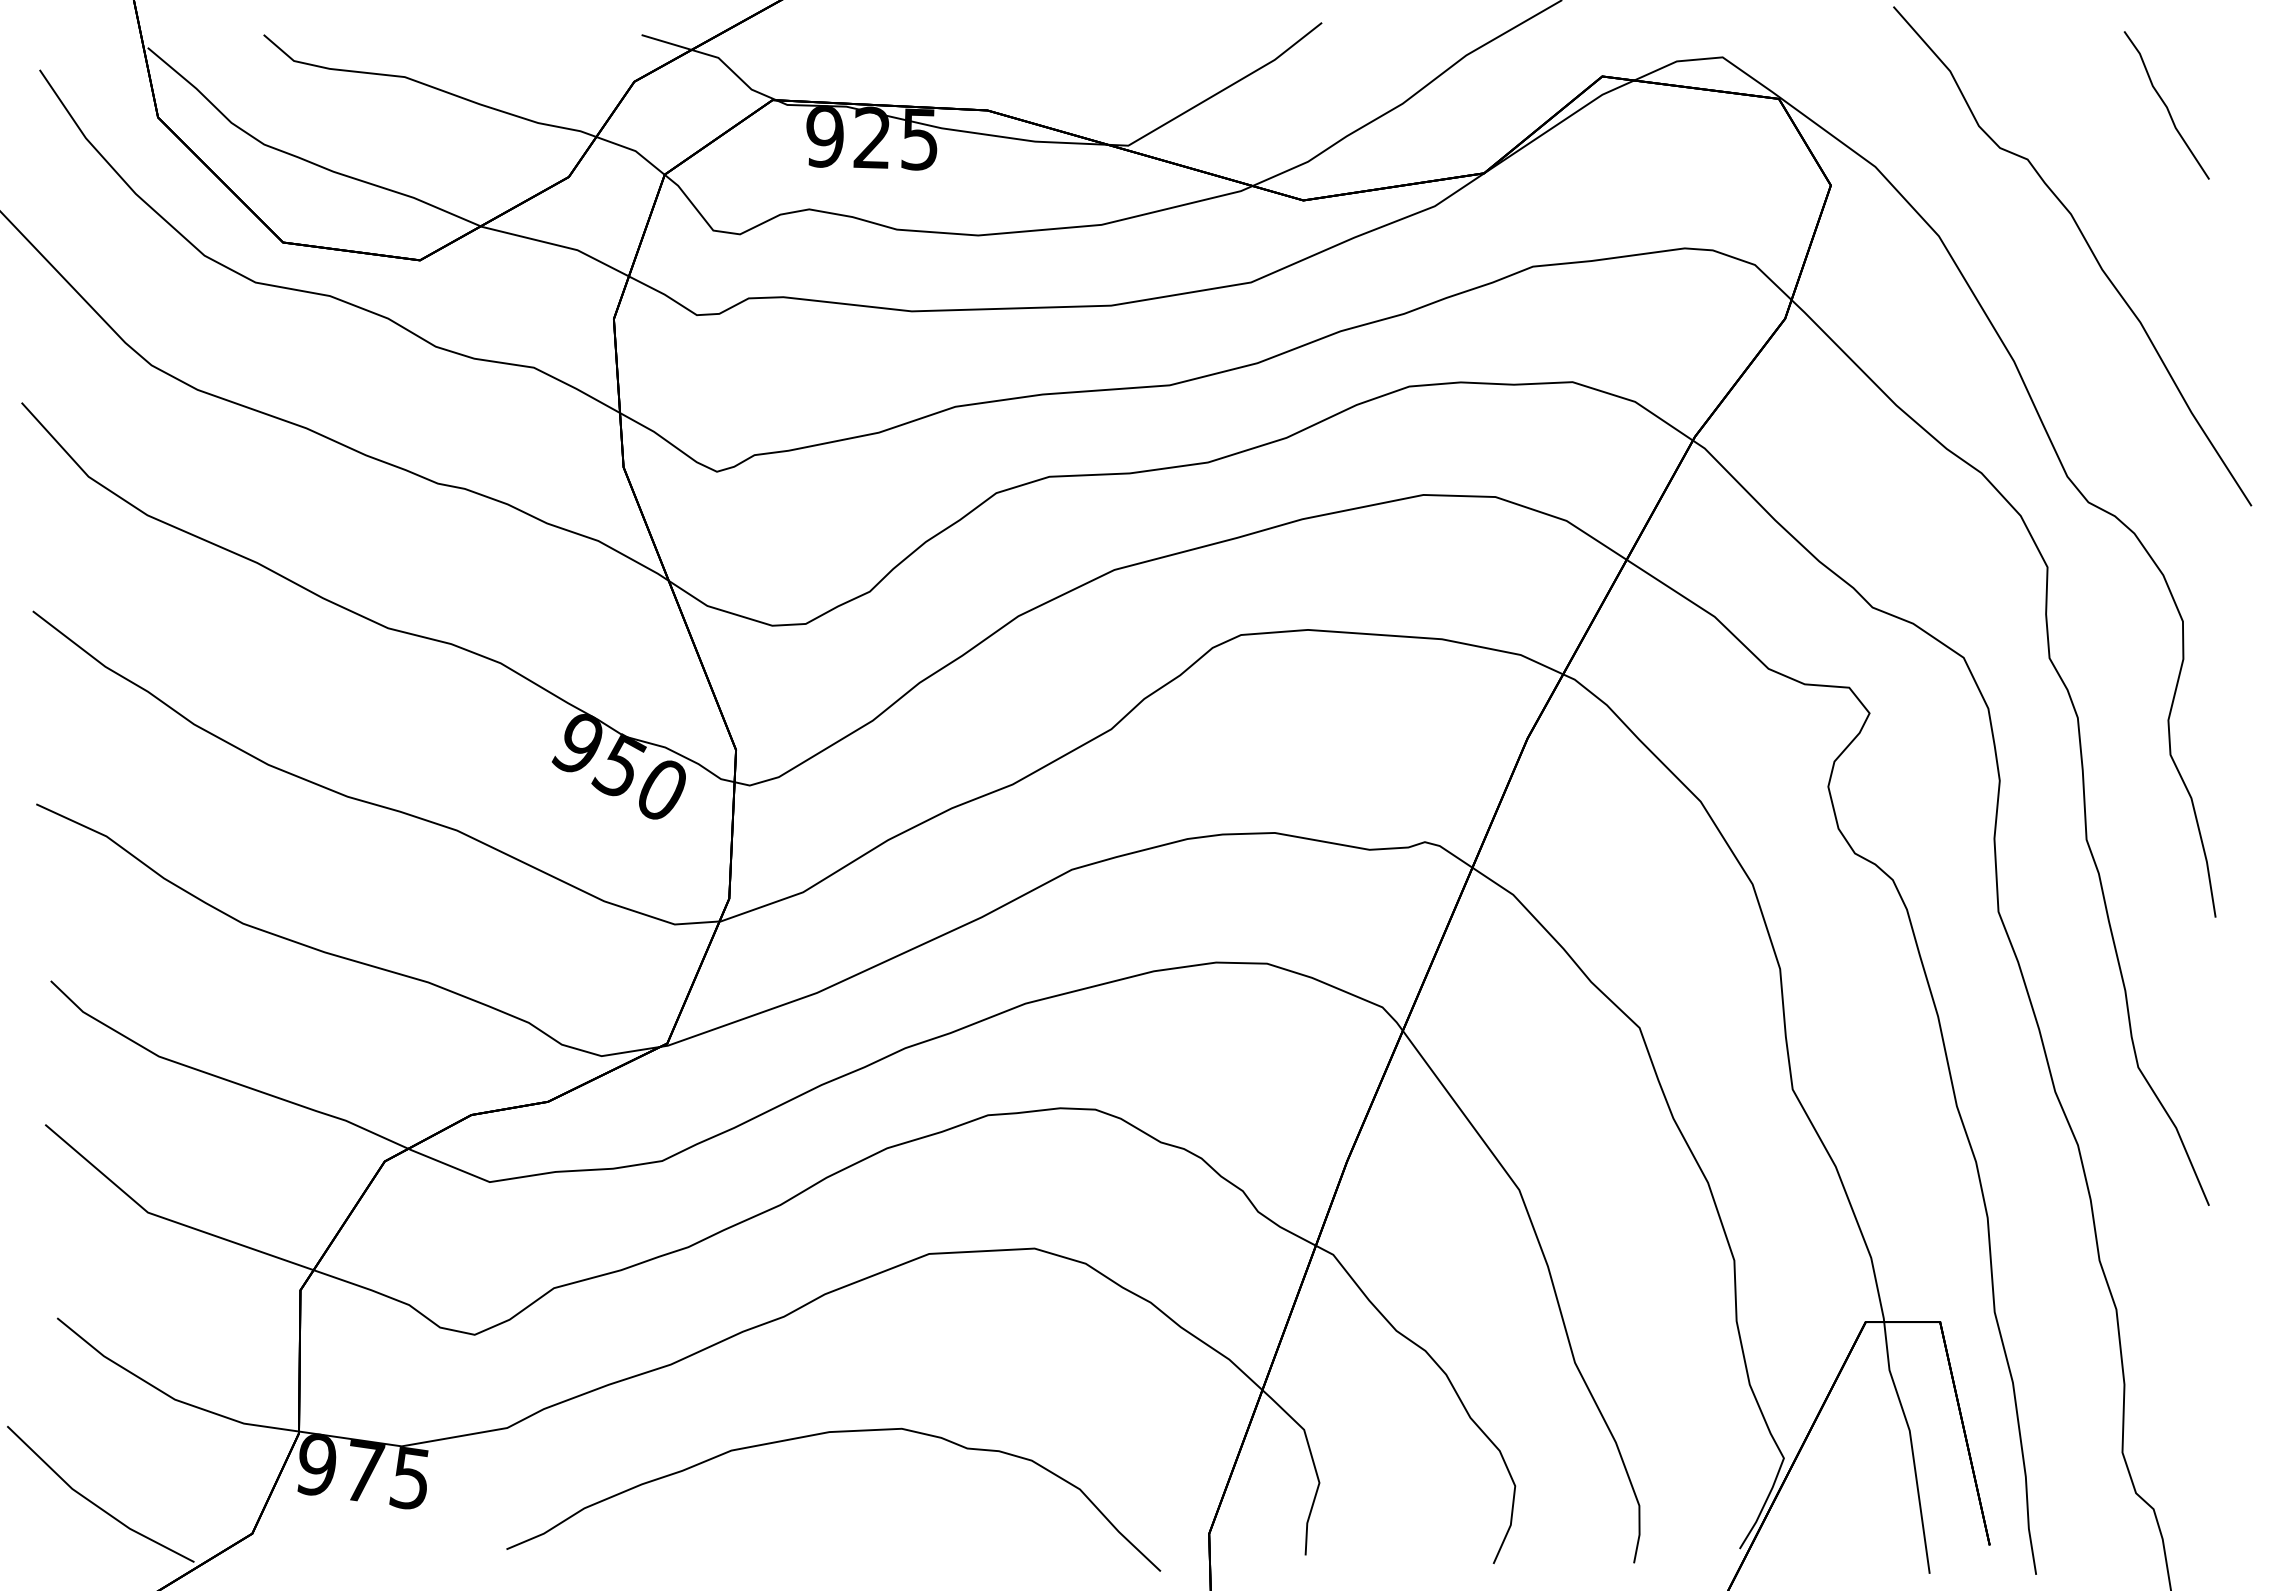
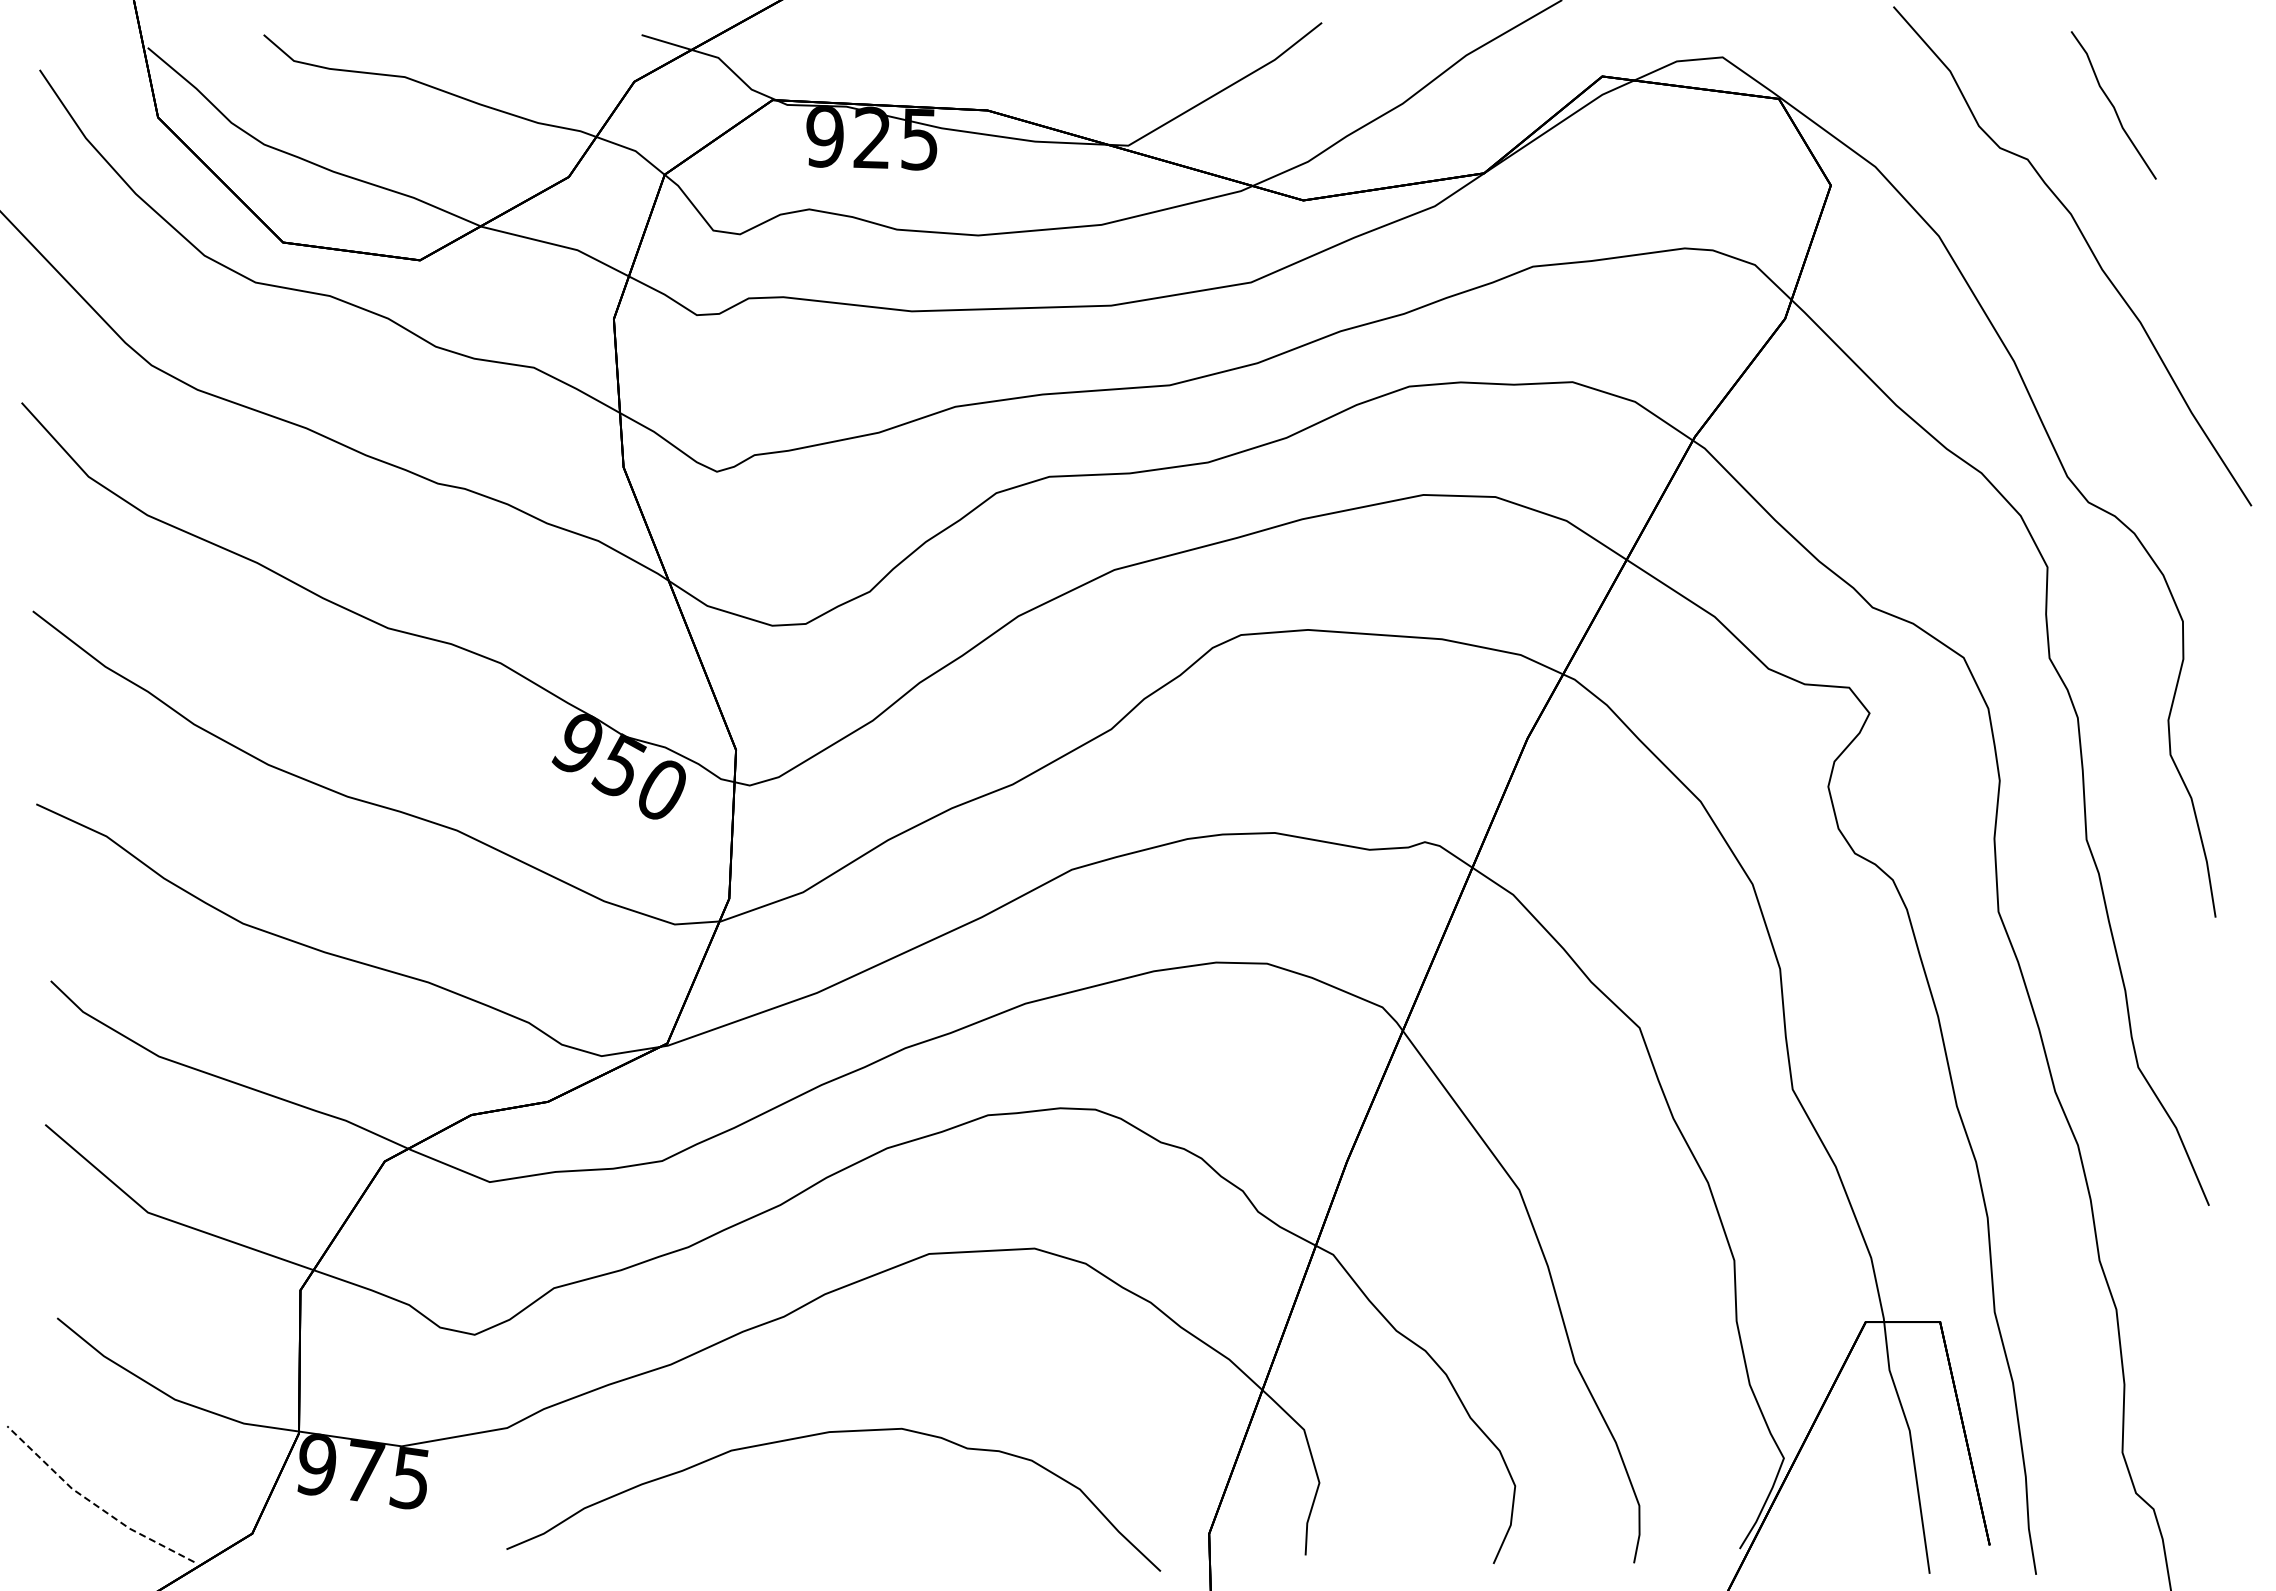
curve position: (2166, 105) -> (2113, 105) (2113, 105)
line: solid -> dashed (93, 1503)
